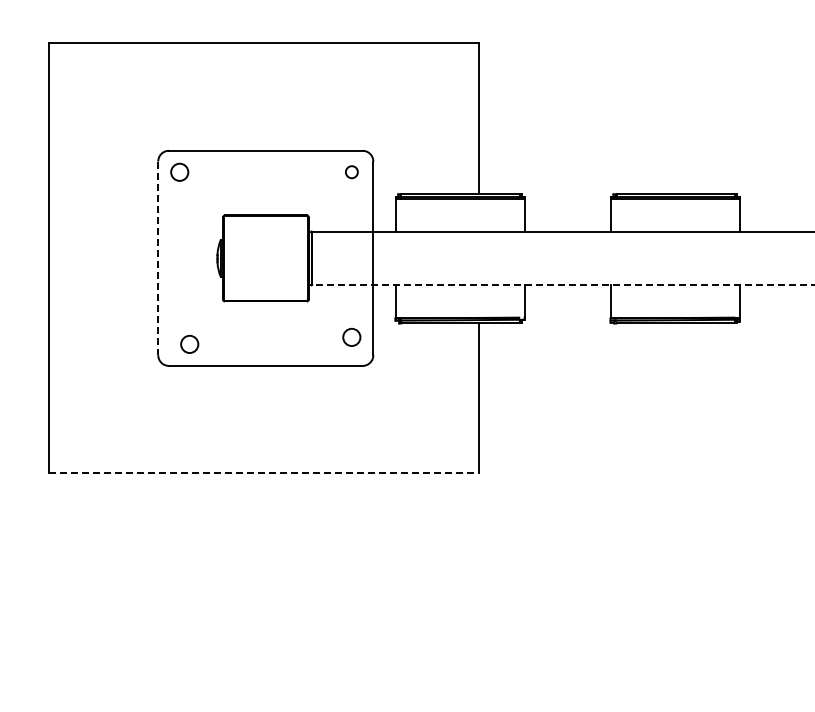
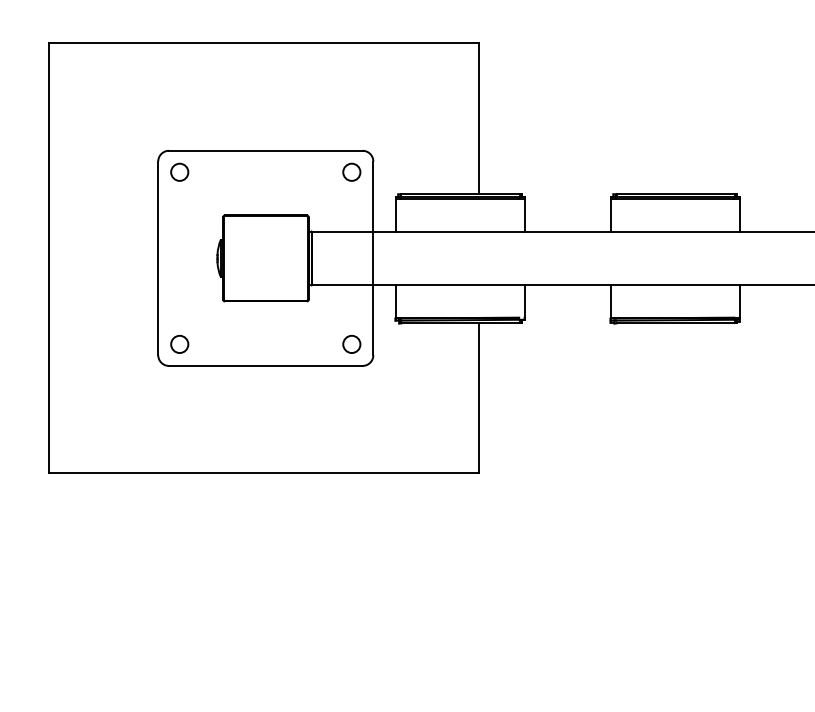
circle size: 14x15 px -> 20x20 px (351, 171)
line: dashed -> solid (158, 258)
line: dashed -> solid (562, 285)
circle position: (351, 336) -> (351, 343) (351, 343)
circle position: (189, 343) -> (179, 343) (179, 343)
line: dashed -> solid (264, 473)
